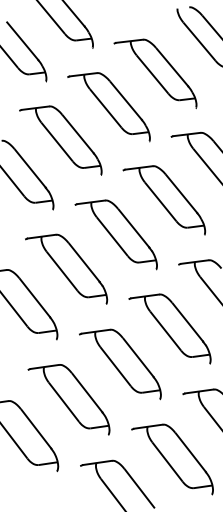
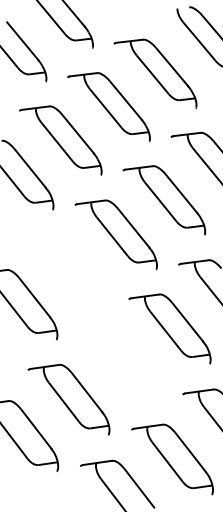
part: present -> none (66, 268)
part: present -> none (120, 364)
